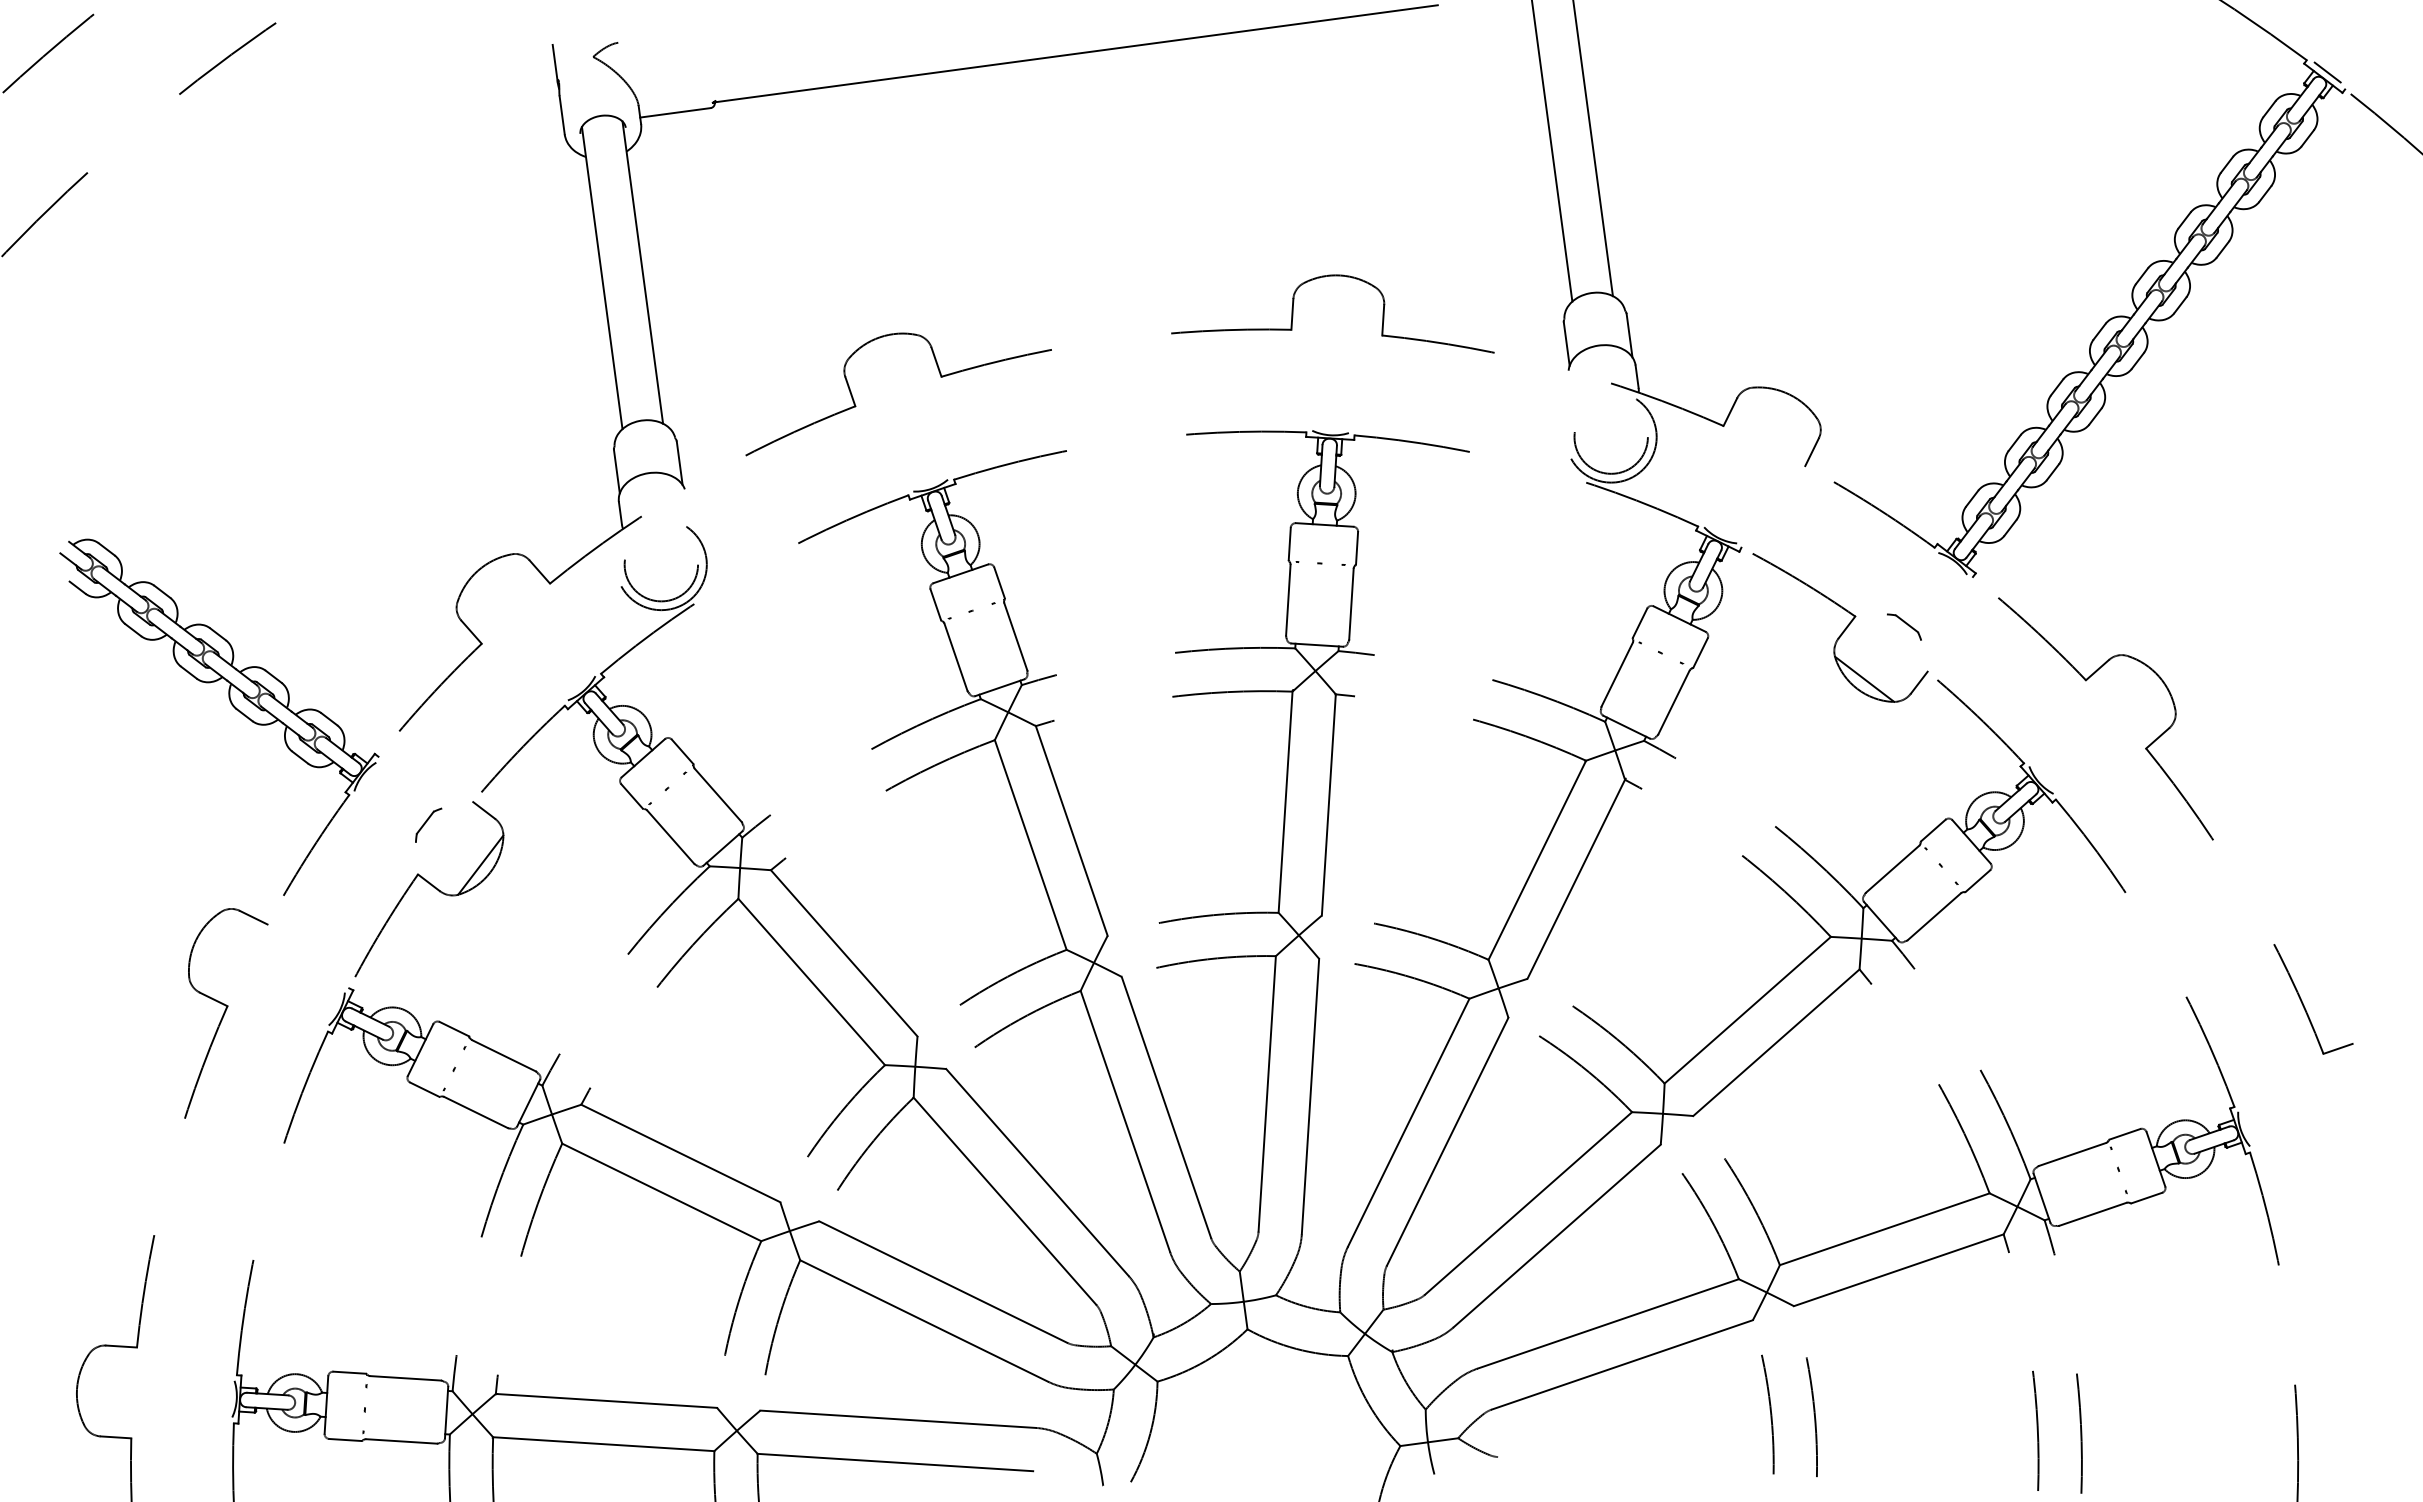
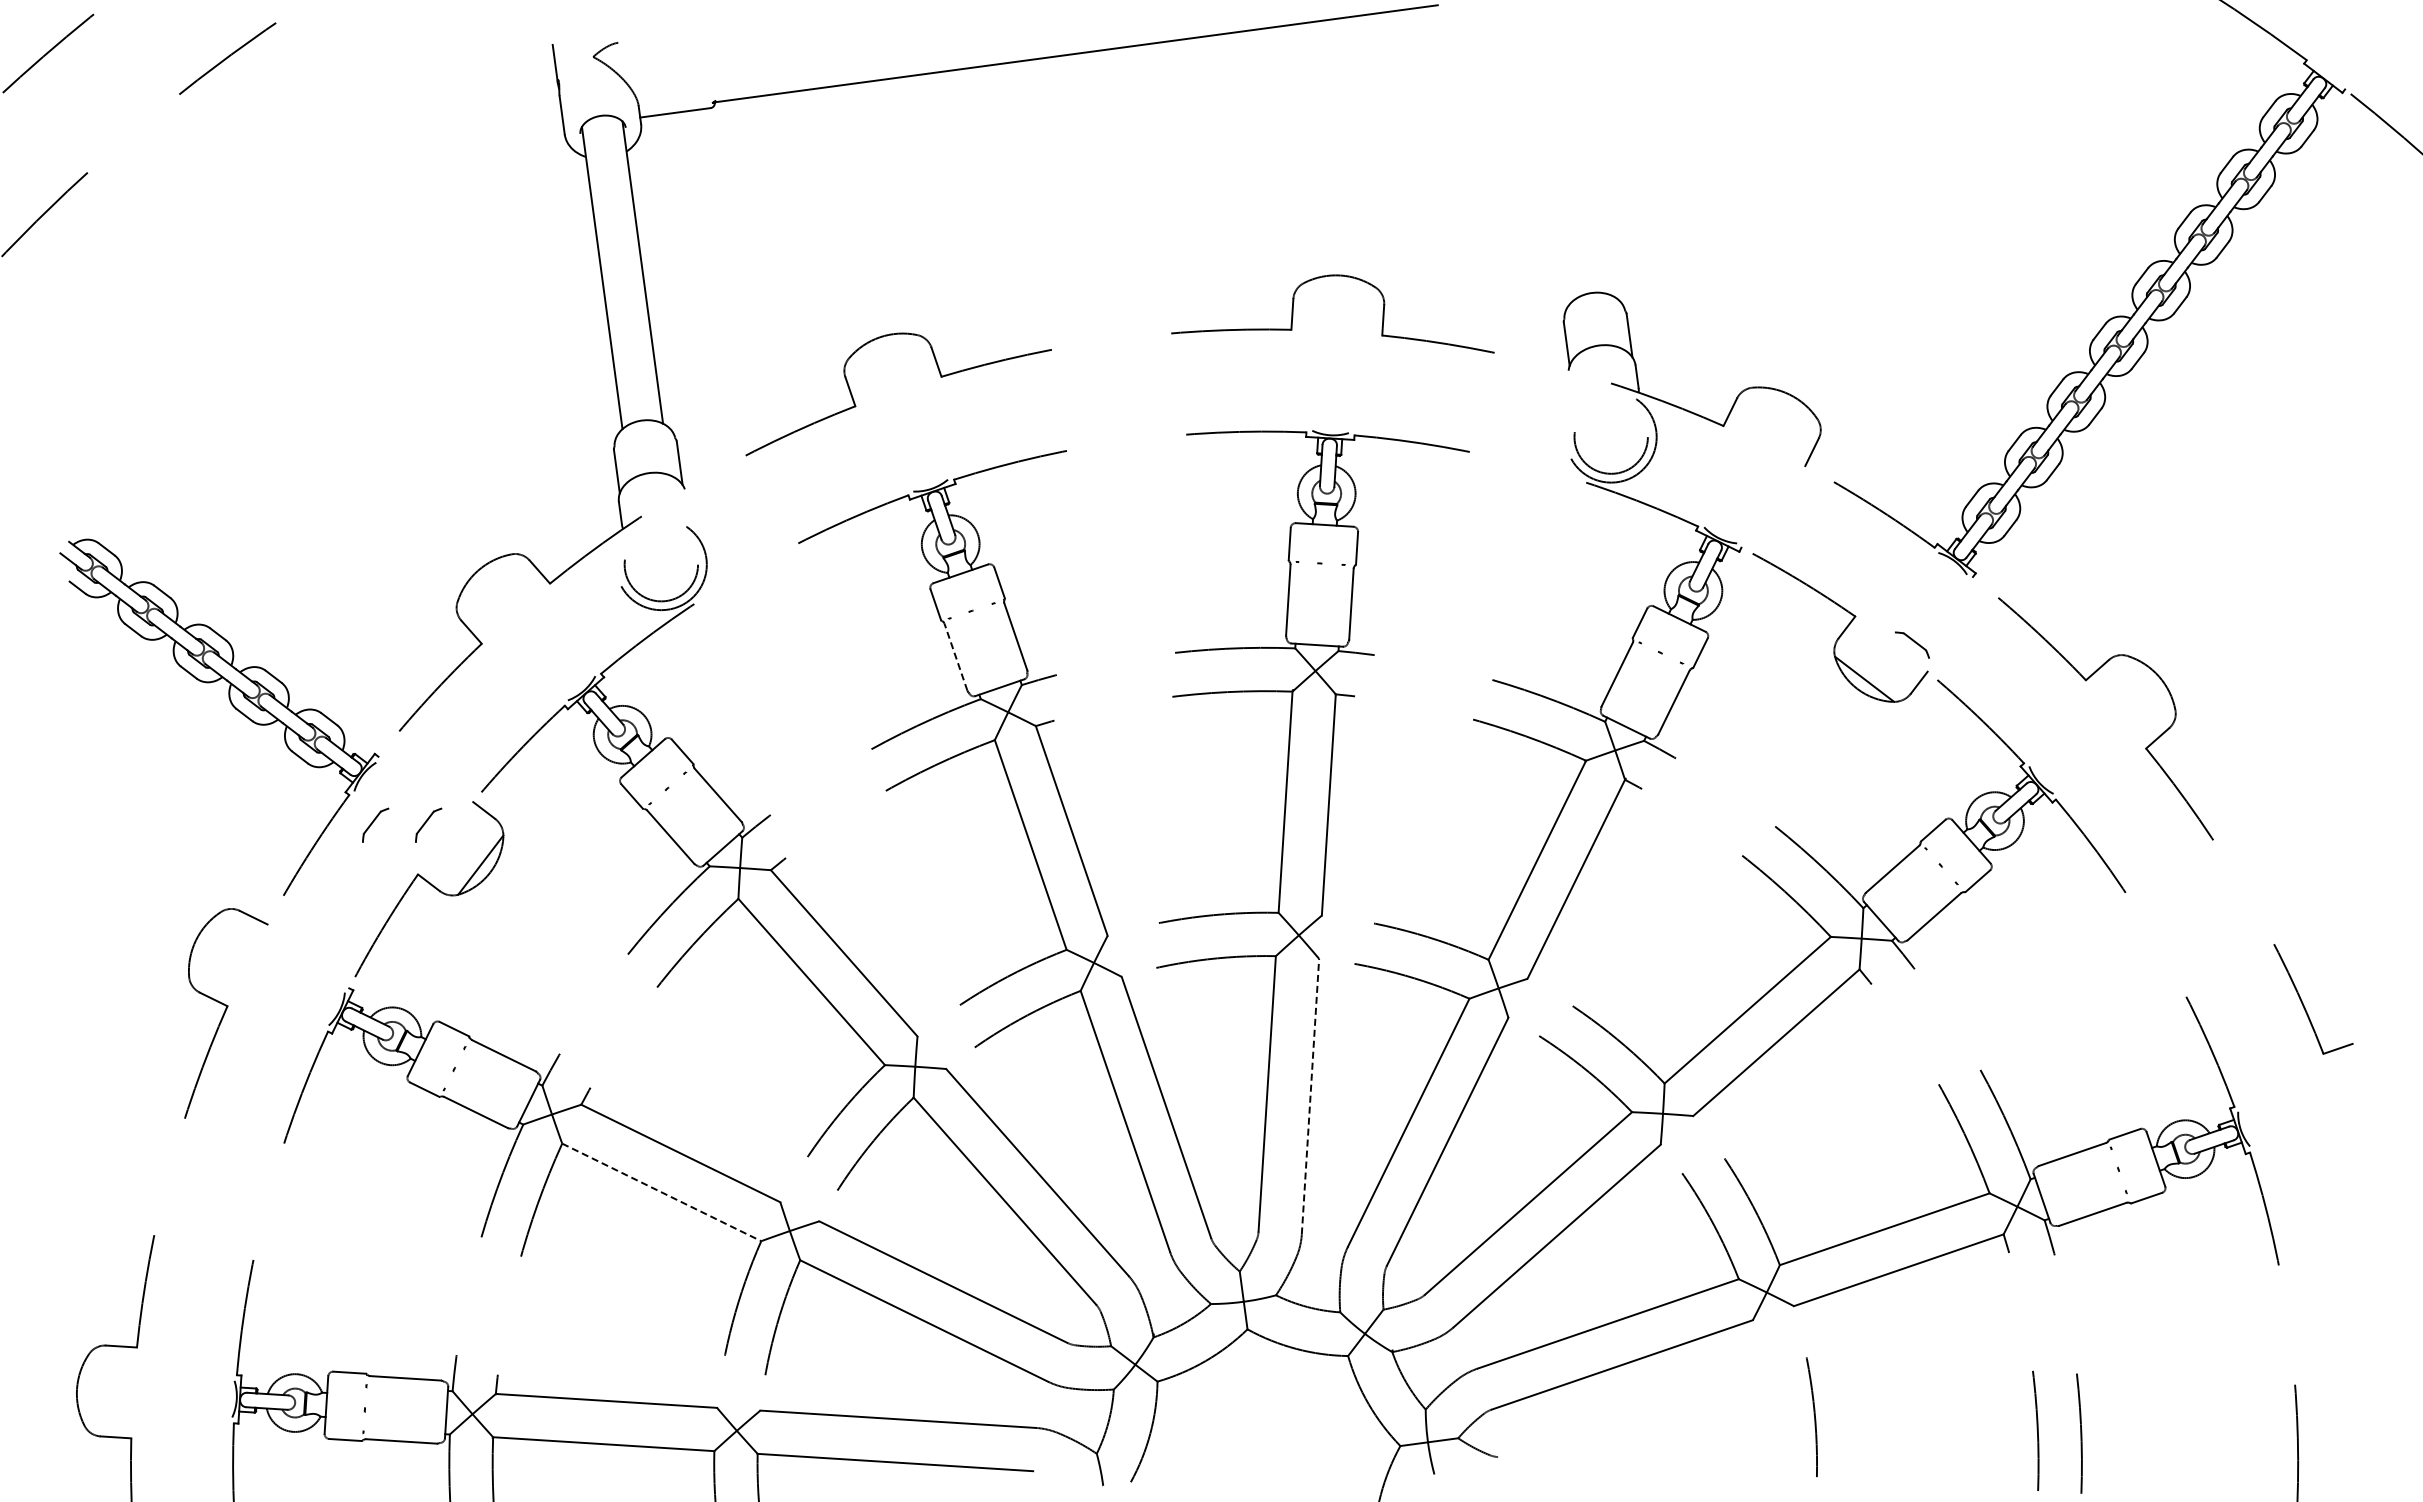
line: present -> none (2327, 72)
line: present -> none (1592, 149)
line: present -> none (1552, 151)
part position: (1904, 626) -> (1912, 644) (1912, 644)
line: solid -> dashed (955, 656)
part: none -> present (375, 824)
line: solid -> dashed (1310, 1096)
line: solid -> dashed (661, 1192)
arc: present -> none (1770, 1414)
